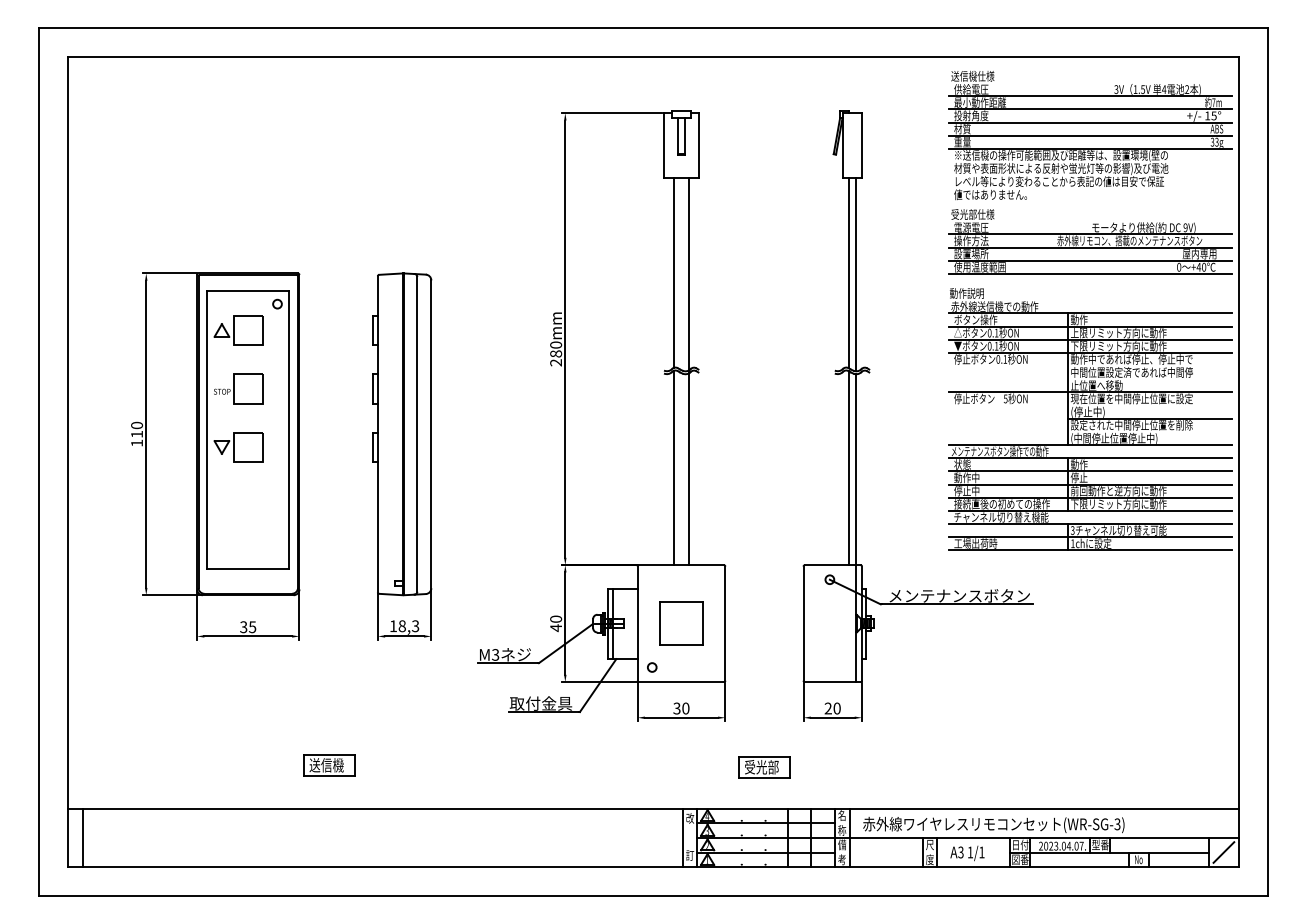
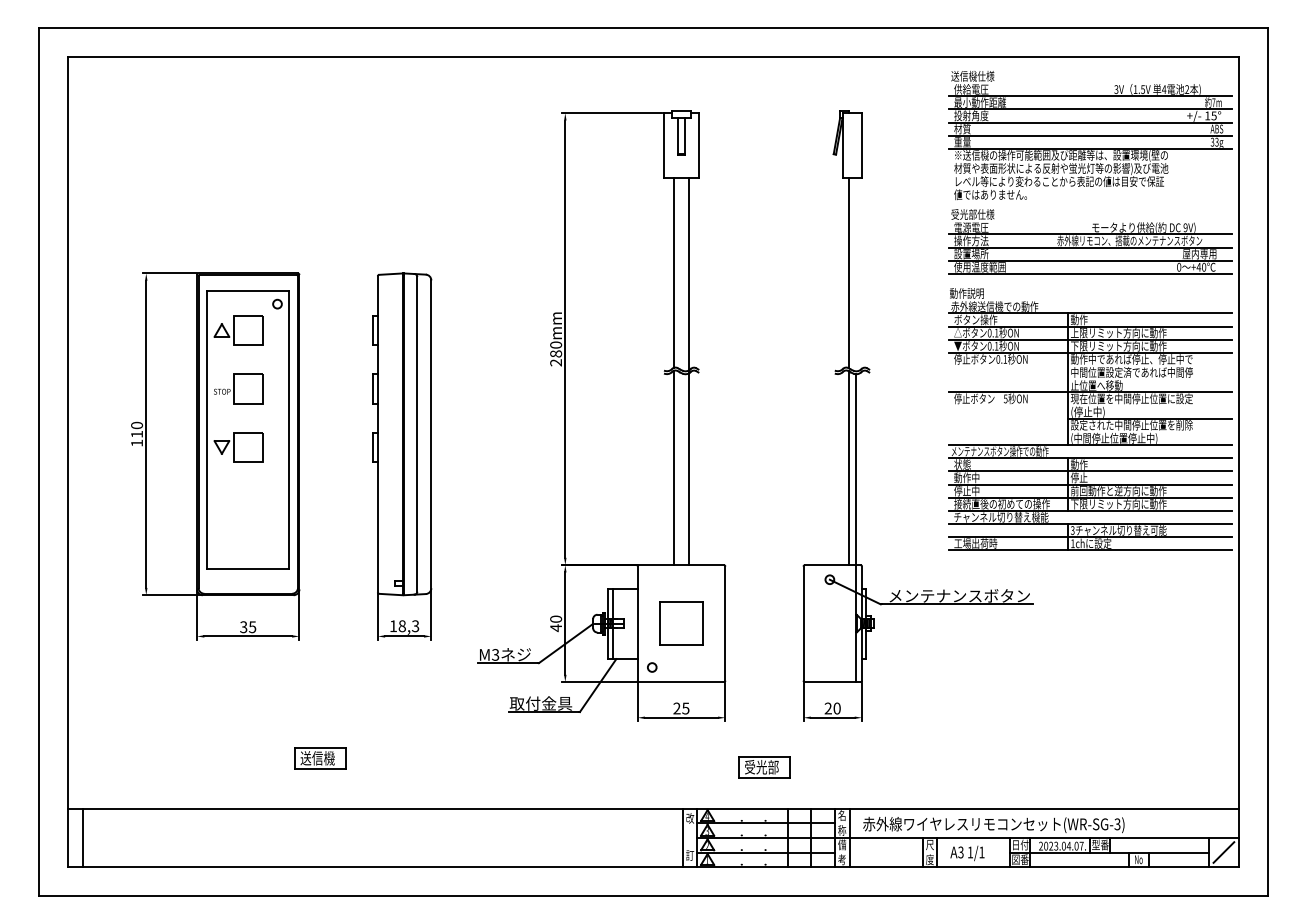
line: present -> none (856, 274)
text: 30 -> 25 (681, 708)
part position: (329, 765) -> (320, 758) (320, 758)
